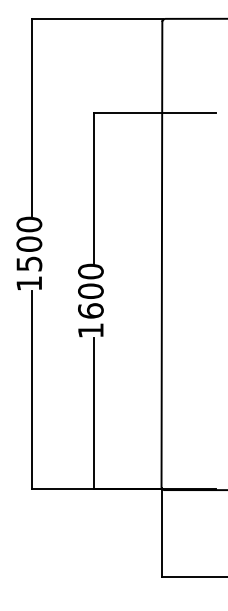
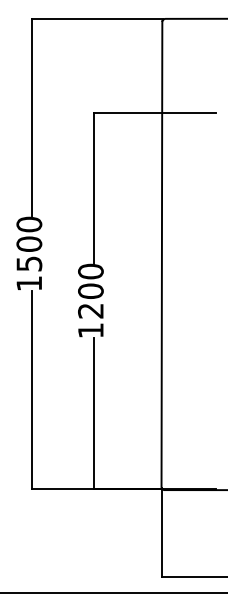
text: 1600 -> 1200 (90, 310)
line: none -> present (113, 592)
